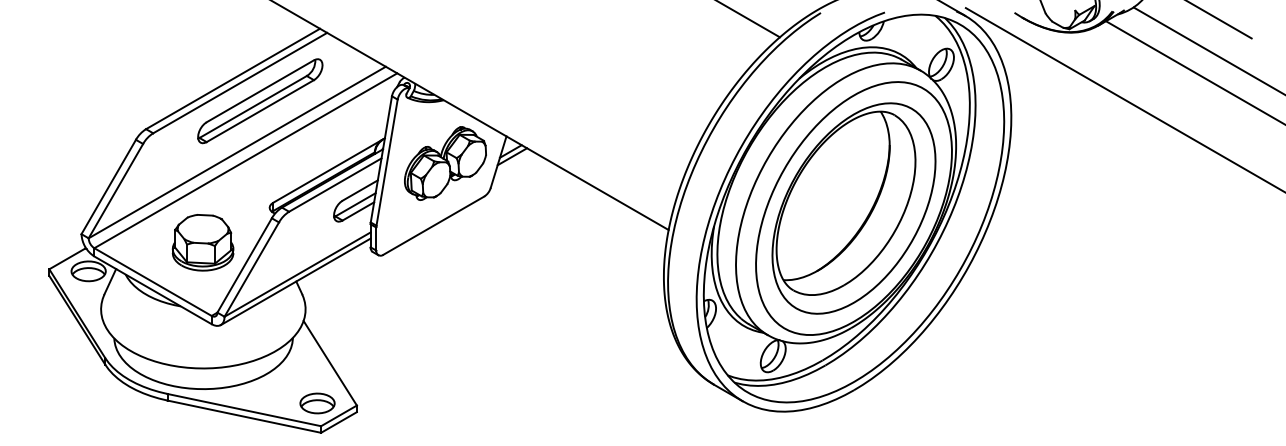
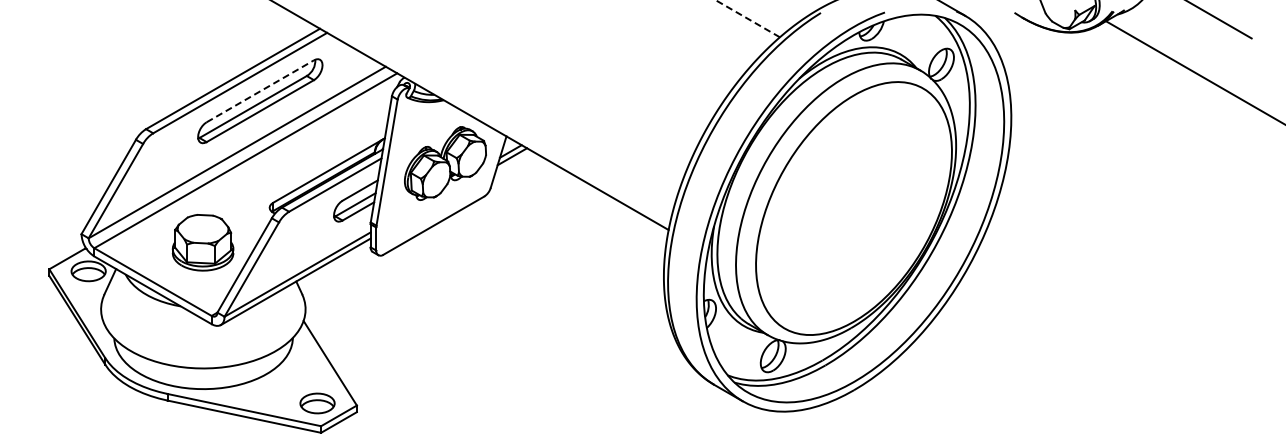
line: solid -> dashed (747, 18)
line: present -> none (1207, 50)
line: solid -> dashed (260, 91)
line: present -> none (1123, 99)
part: present -> none (853, 208)
